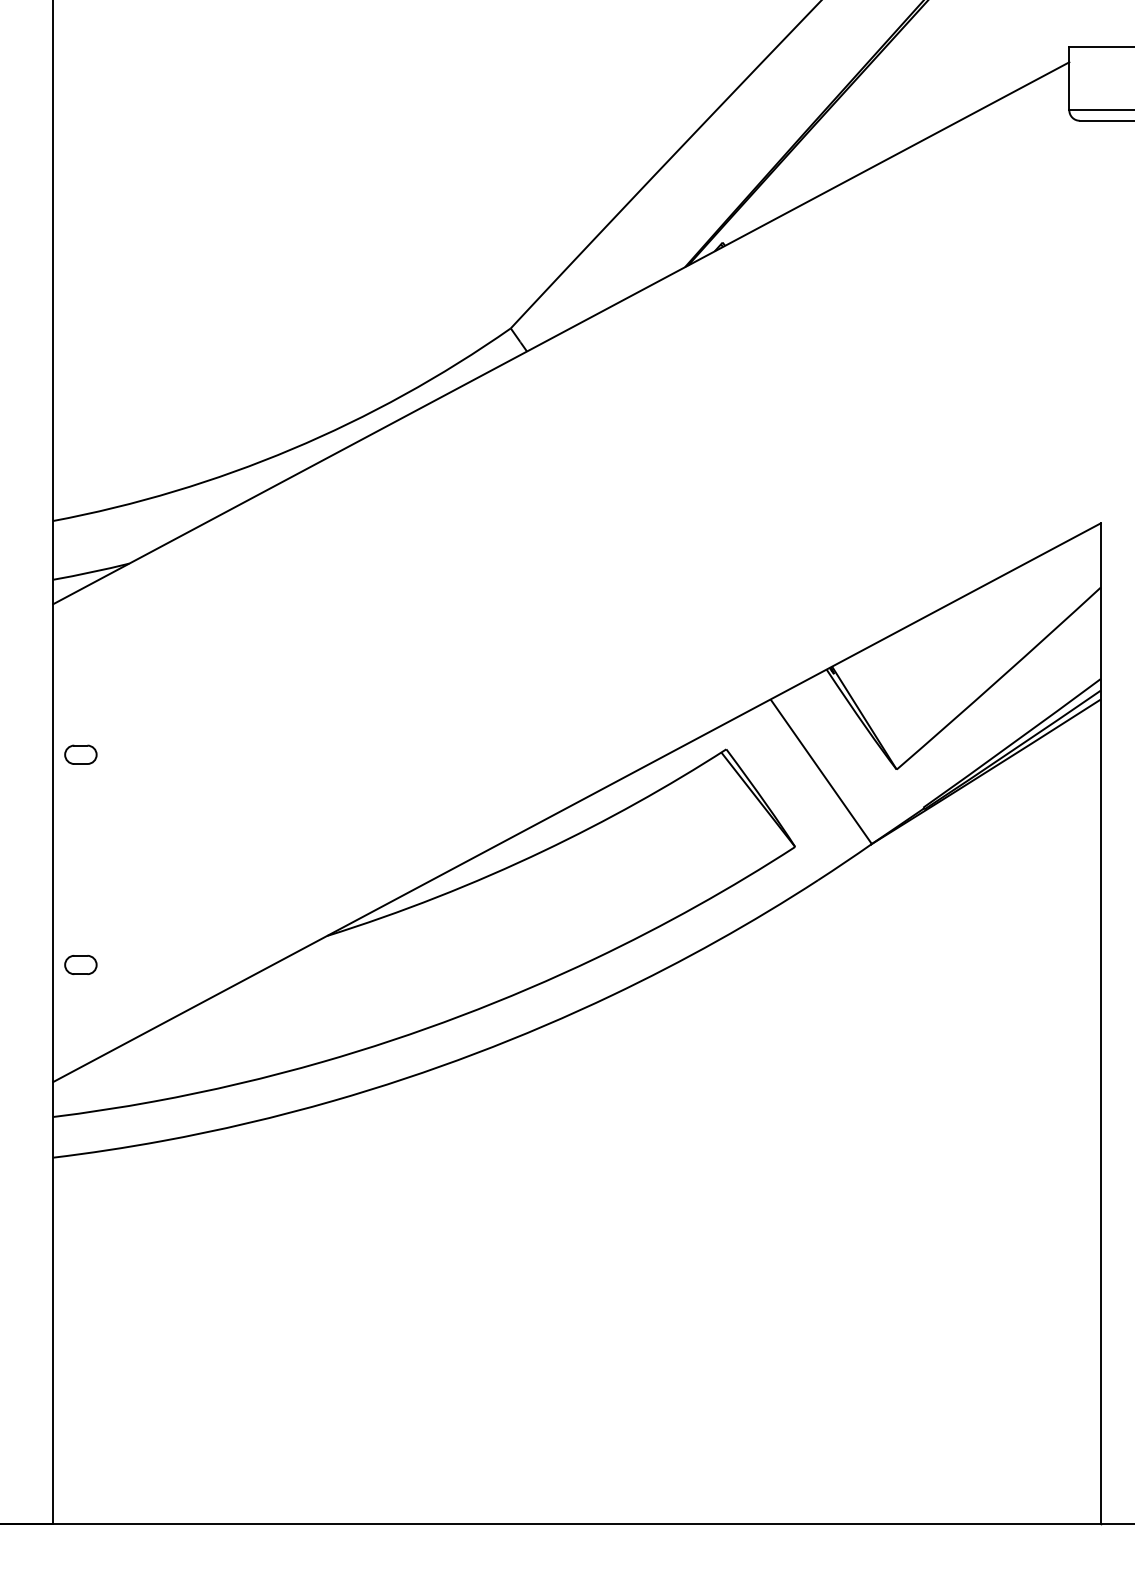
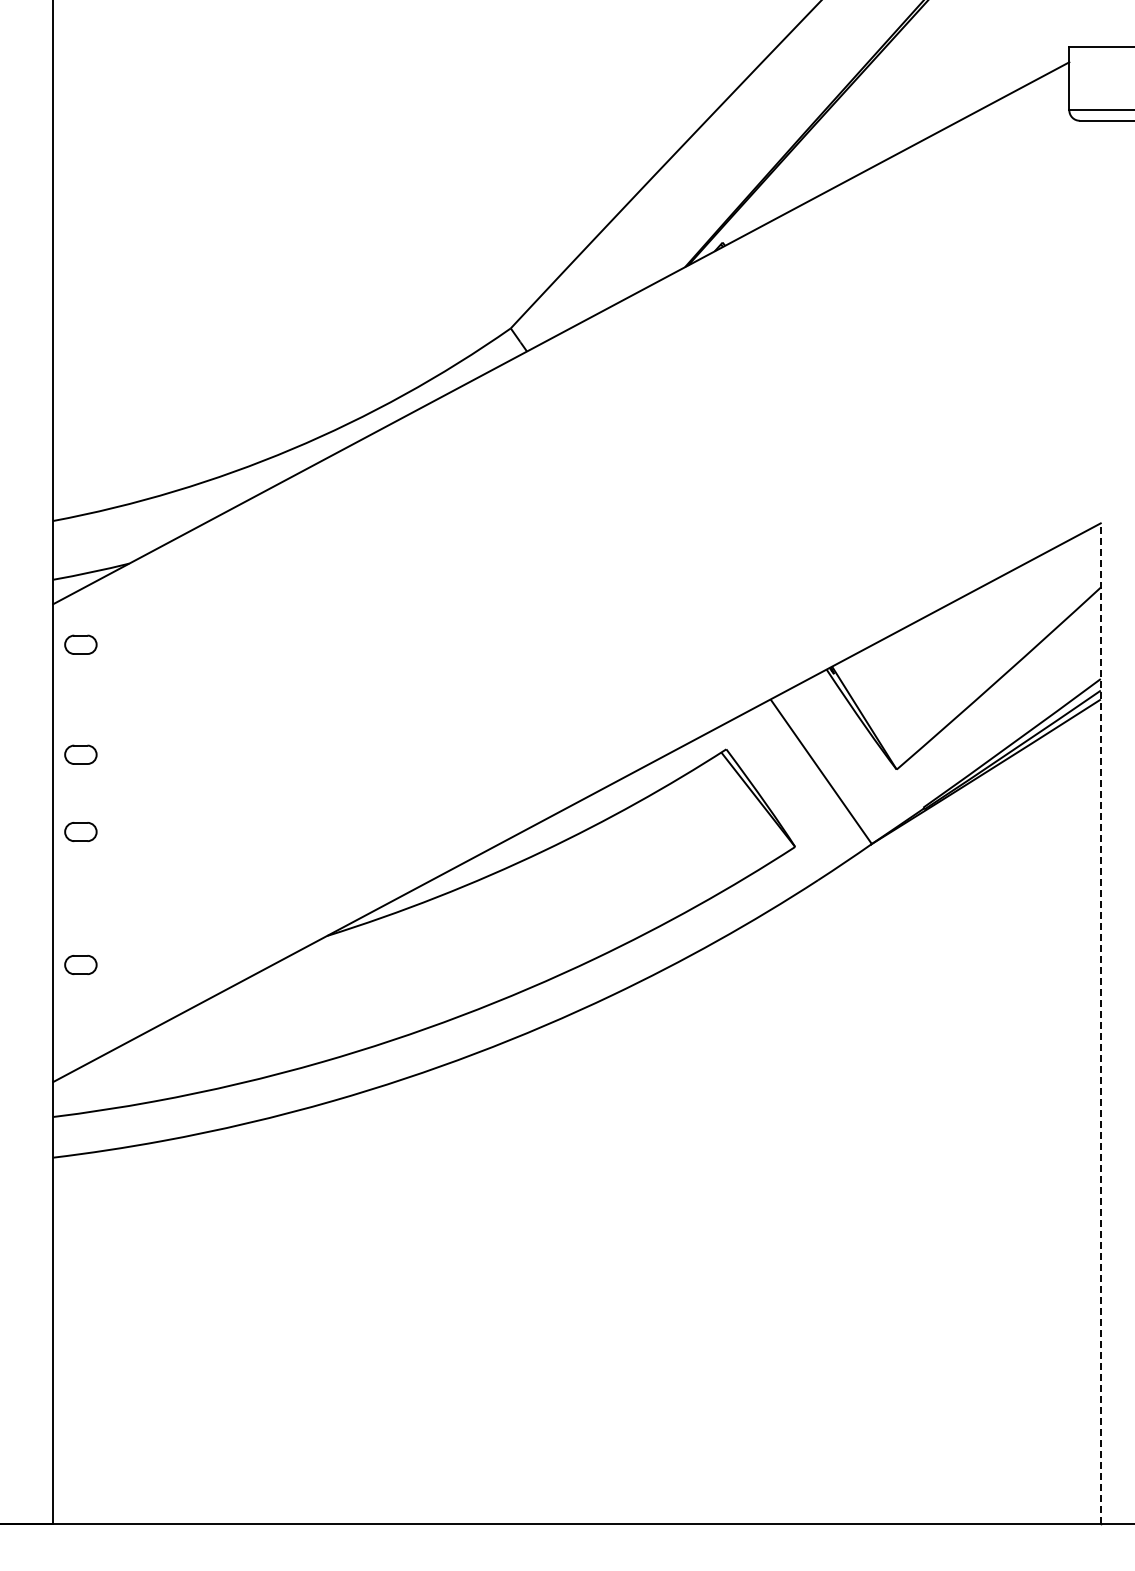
part: none -> present (80, 644)
part: none -> present (80, 831)
line: solid -> dashed (1100, 1023)
